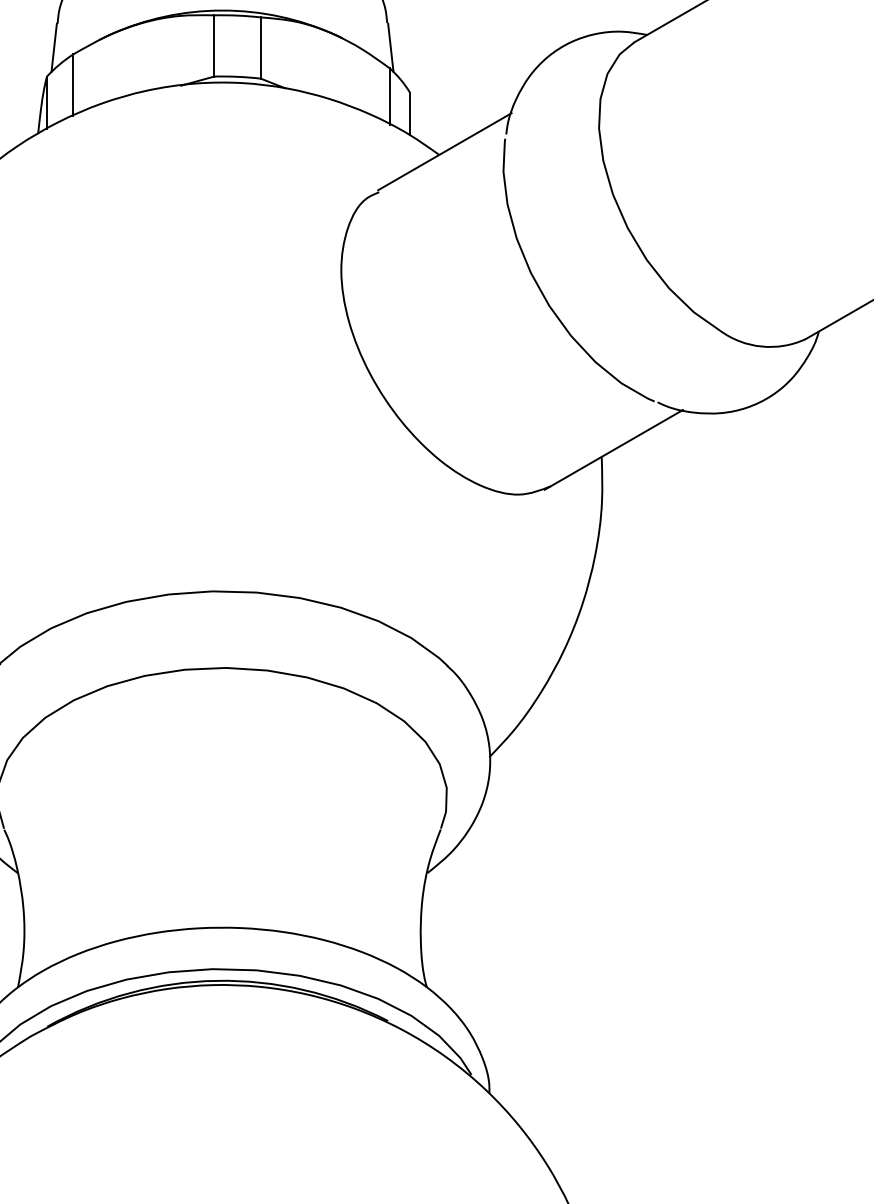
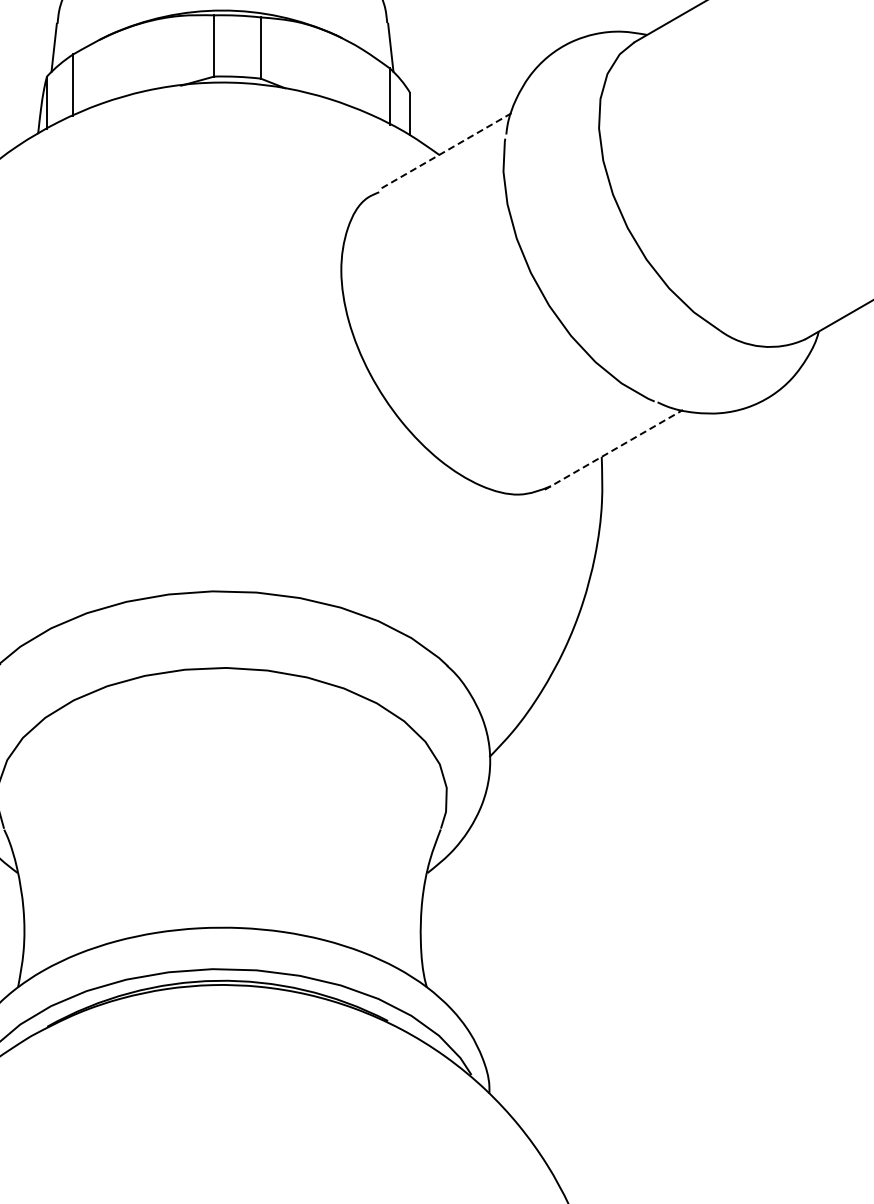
line: solid -> dashed (444, 151)
line: solid -> dashed (613, 449)
